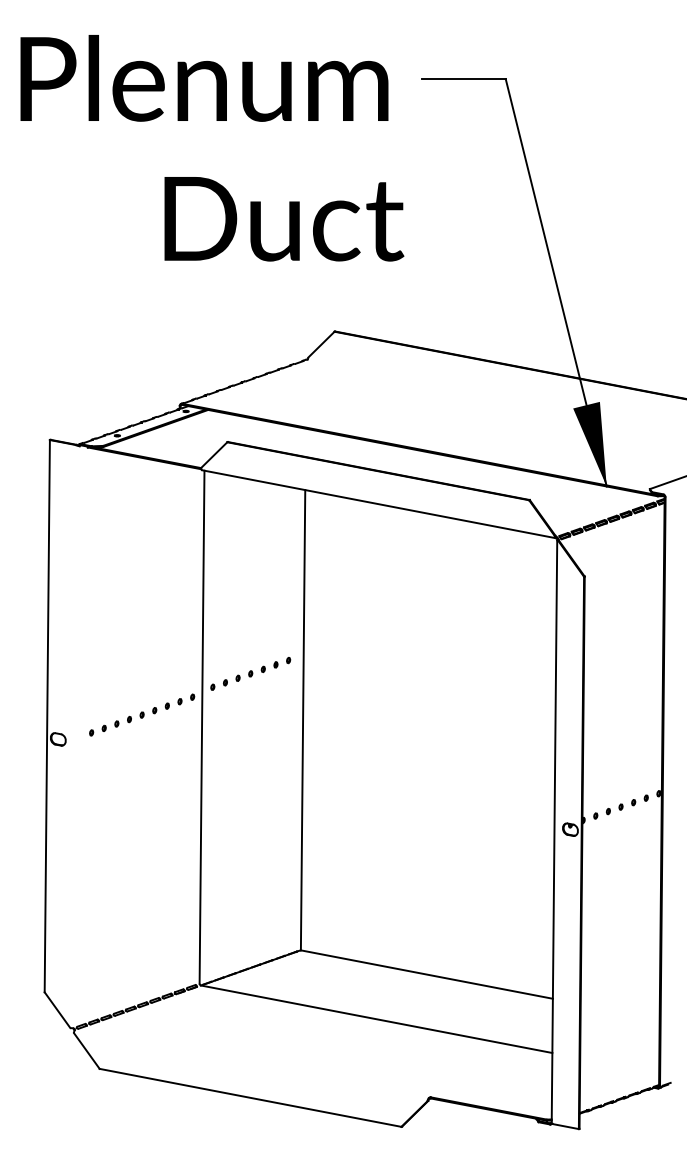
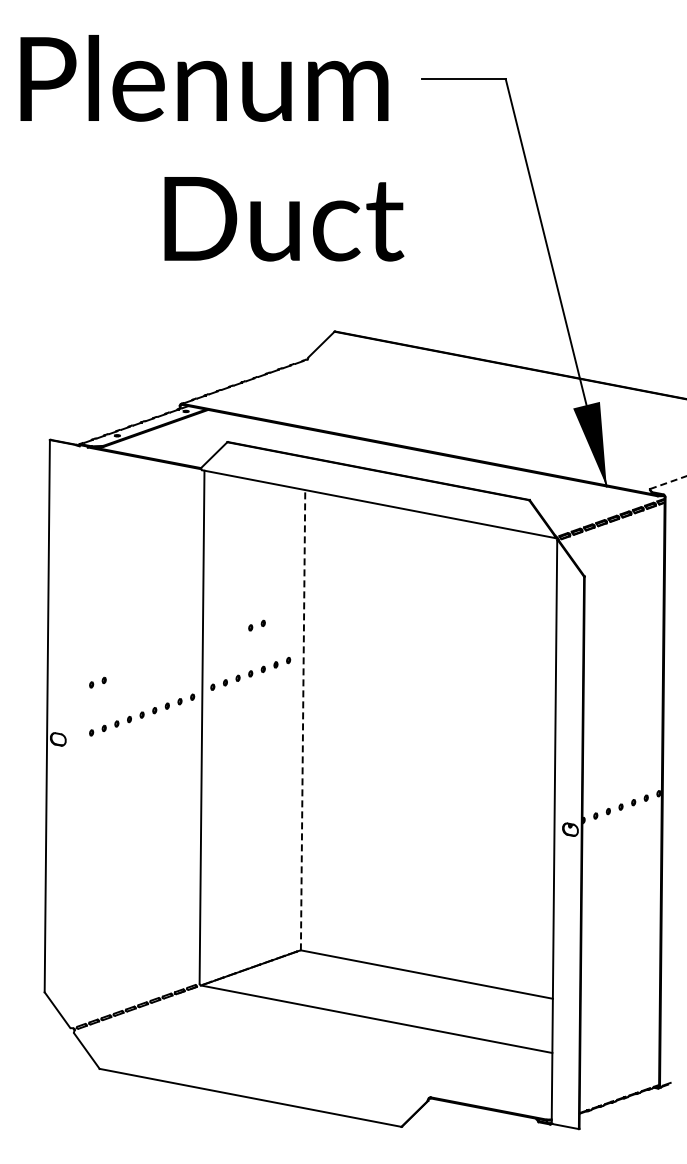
line: solid -> dashed (668, 482)
part: none -> present (256, 625)
part: none -> present (97, 682)
line: solid -> dashed (303, 719)
